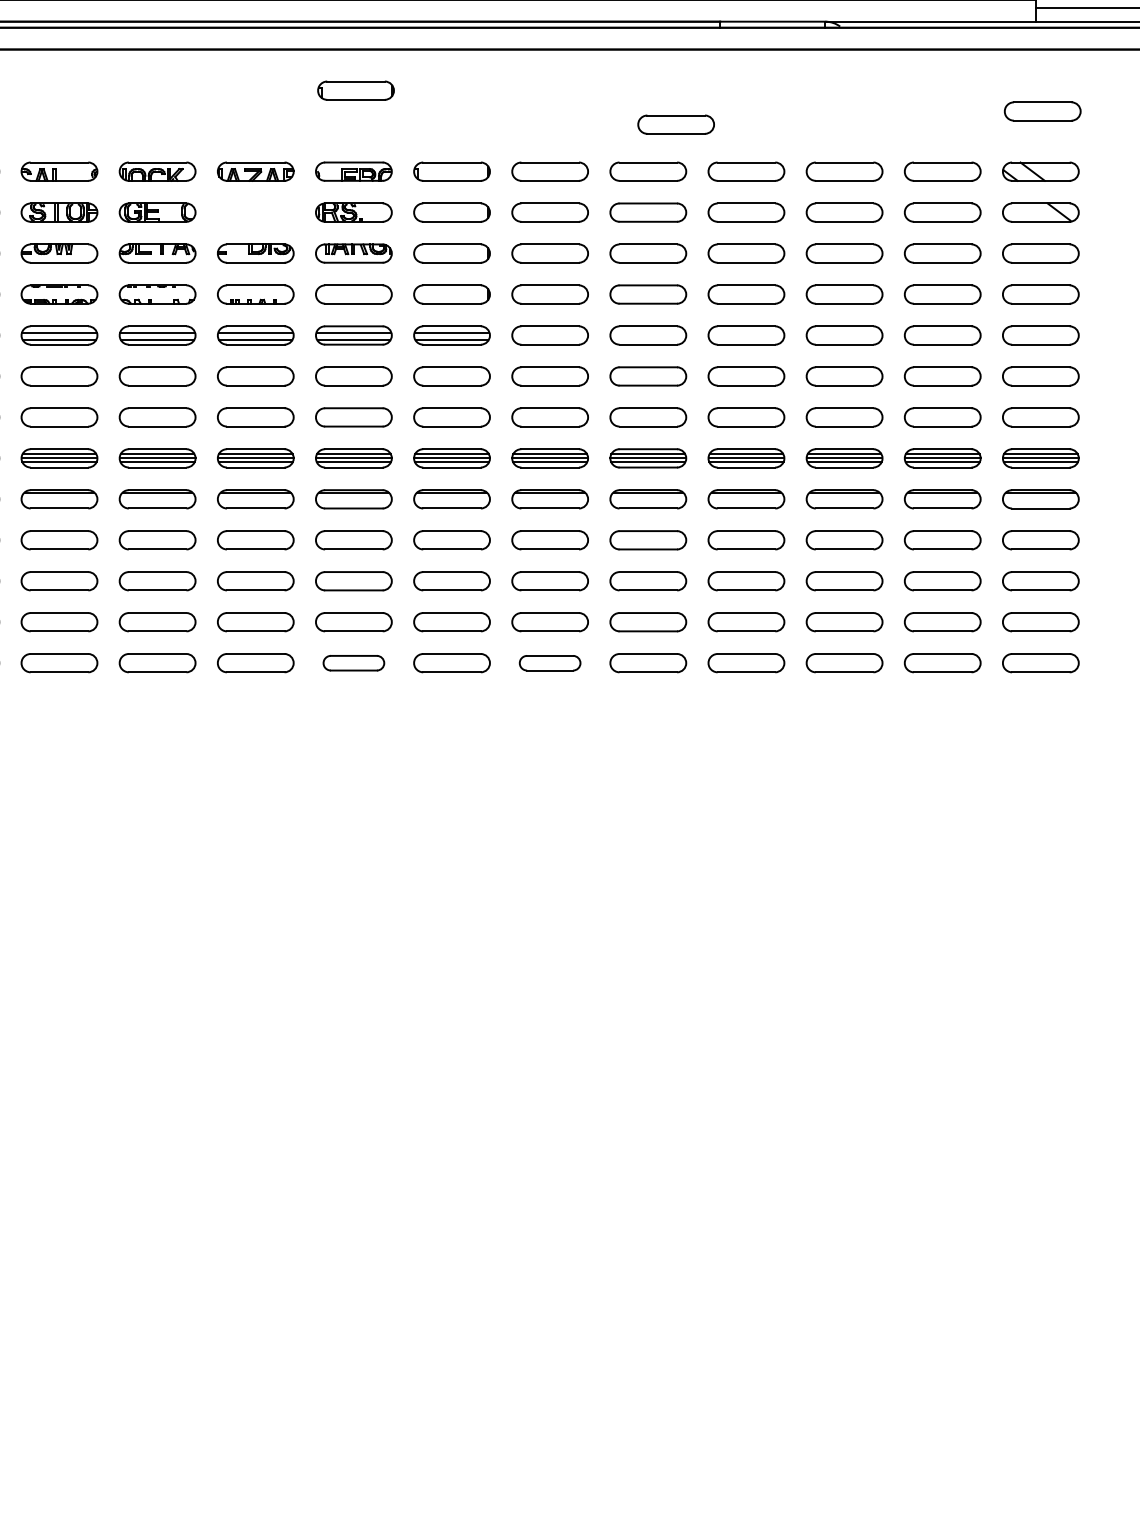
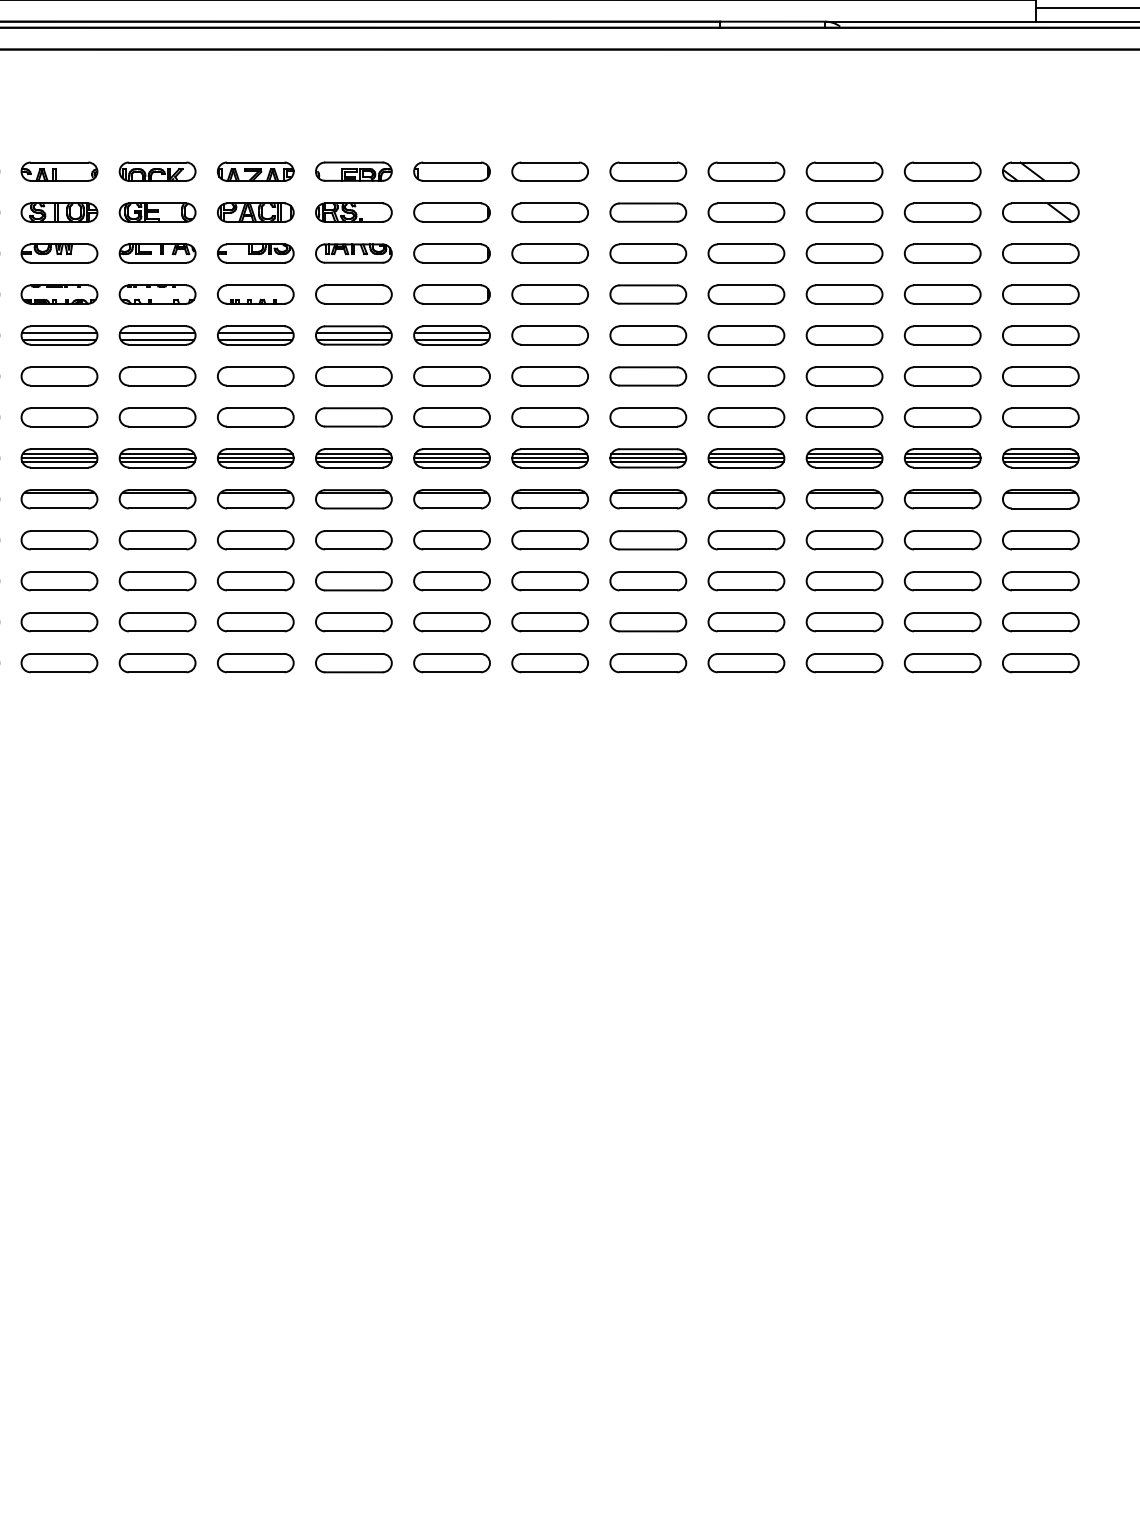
part: present -> none (355, 90)
part: present -> none (1042, 111)
part: present -> none (675, 124)
part: none -> present (255, 212)
part size: 64x17 px -> 78x21 px (353, 663)
part size: 64x17 px -> 78x21 px (549, 663)
